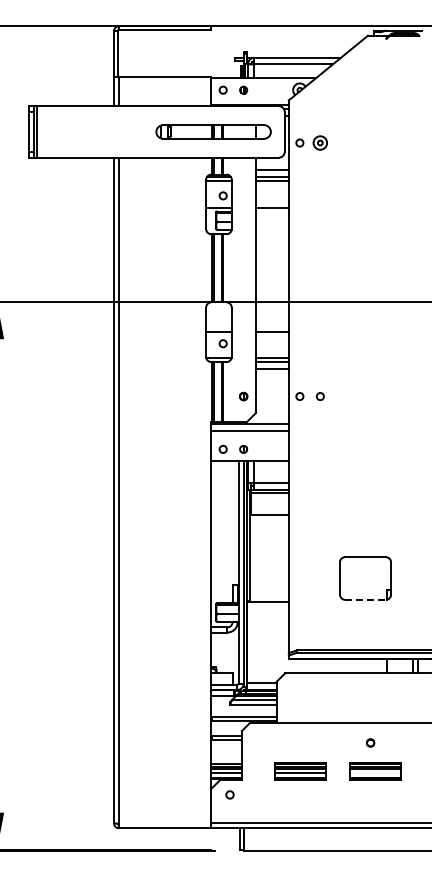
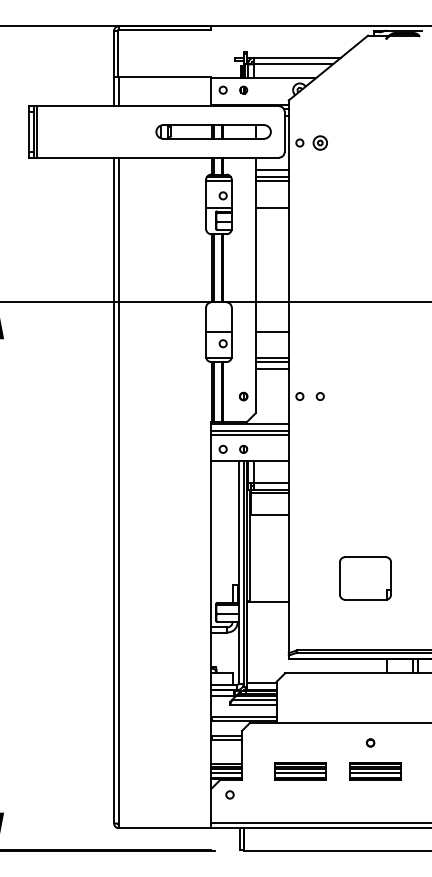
line: none -> present (249, 435)
line: dashed -> solid (366, 599)
line: none -> present (375, 773)
